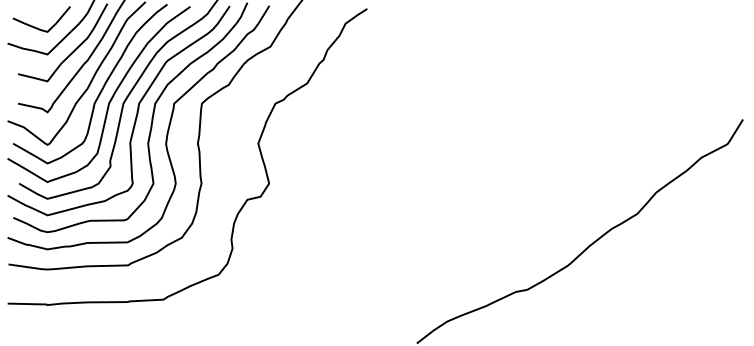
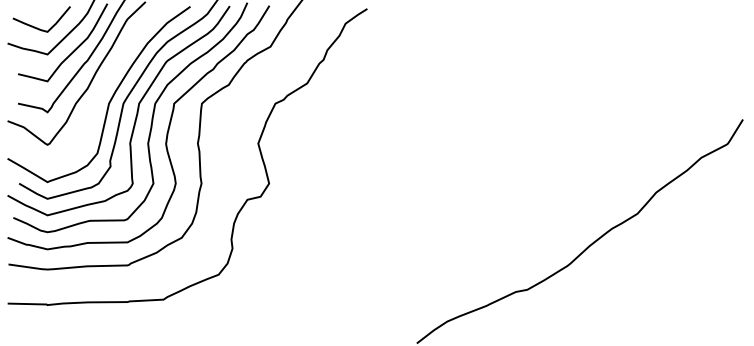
curve: present -> none (100, 90)
